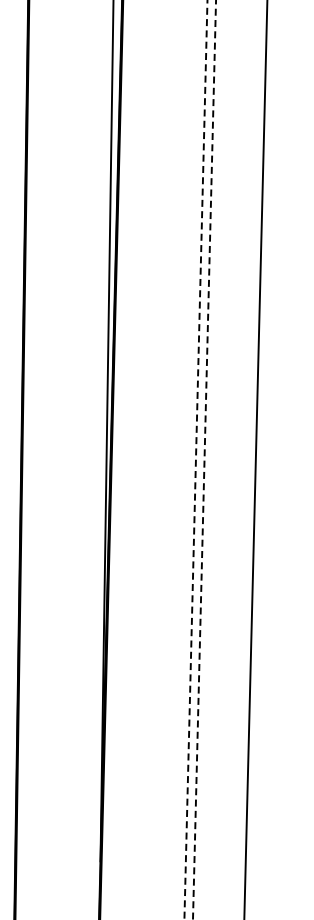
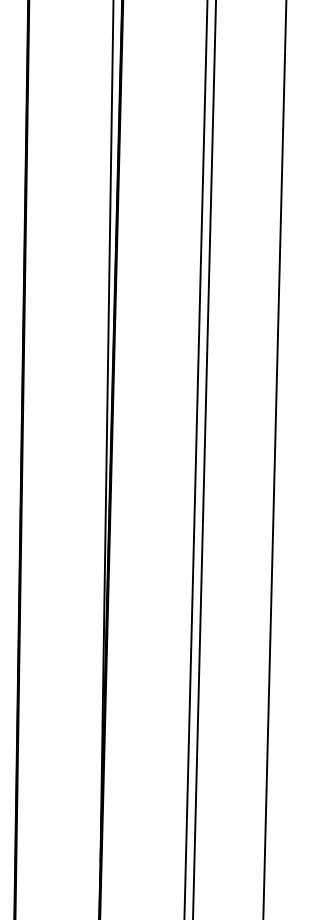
line position: (255, 459) -> (274, 459) (274, 459)
line: dashed -> solid (195, 460)
line: dashed -> solid (204, 460)
